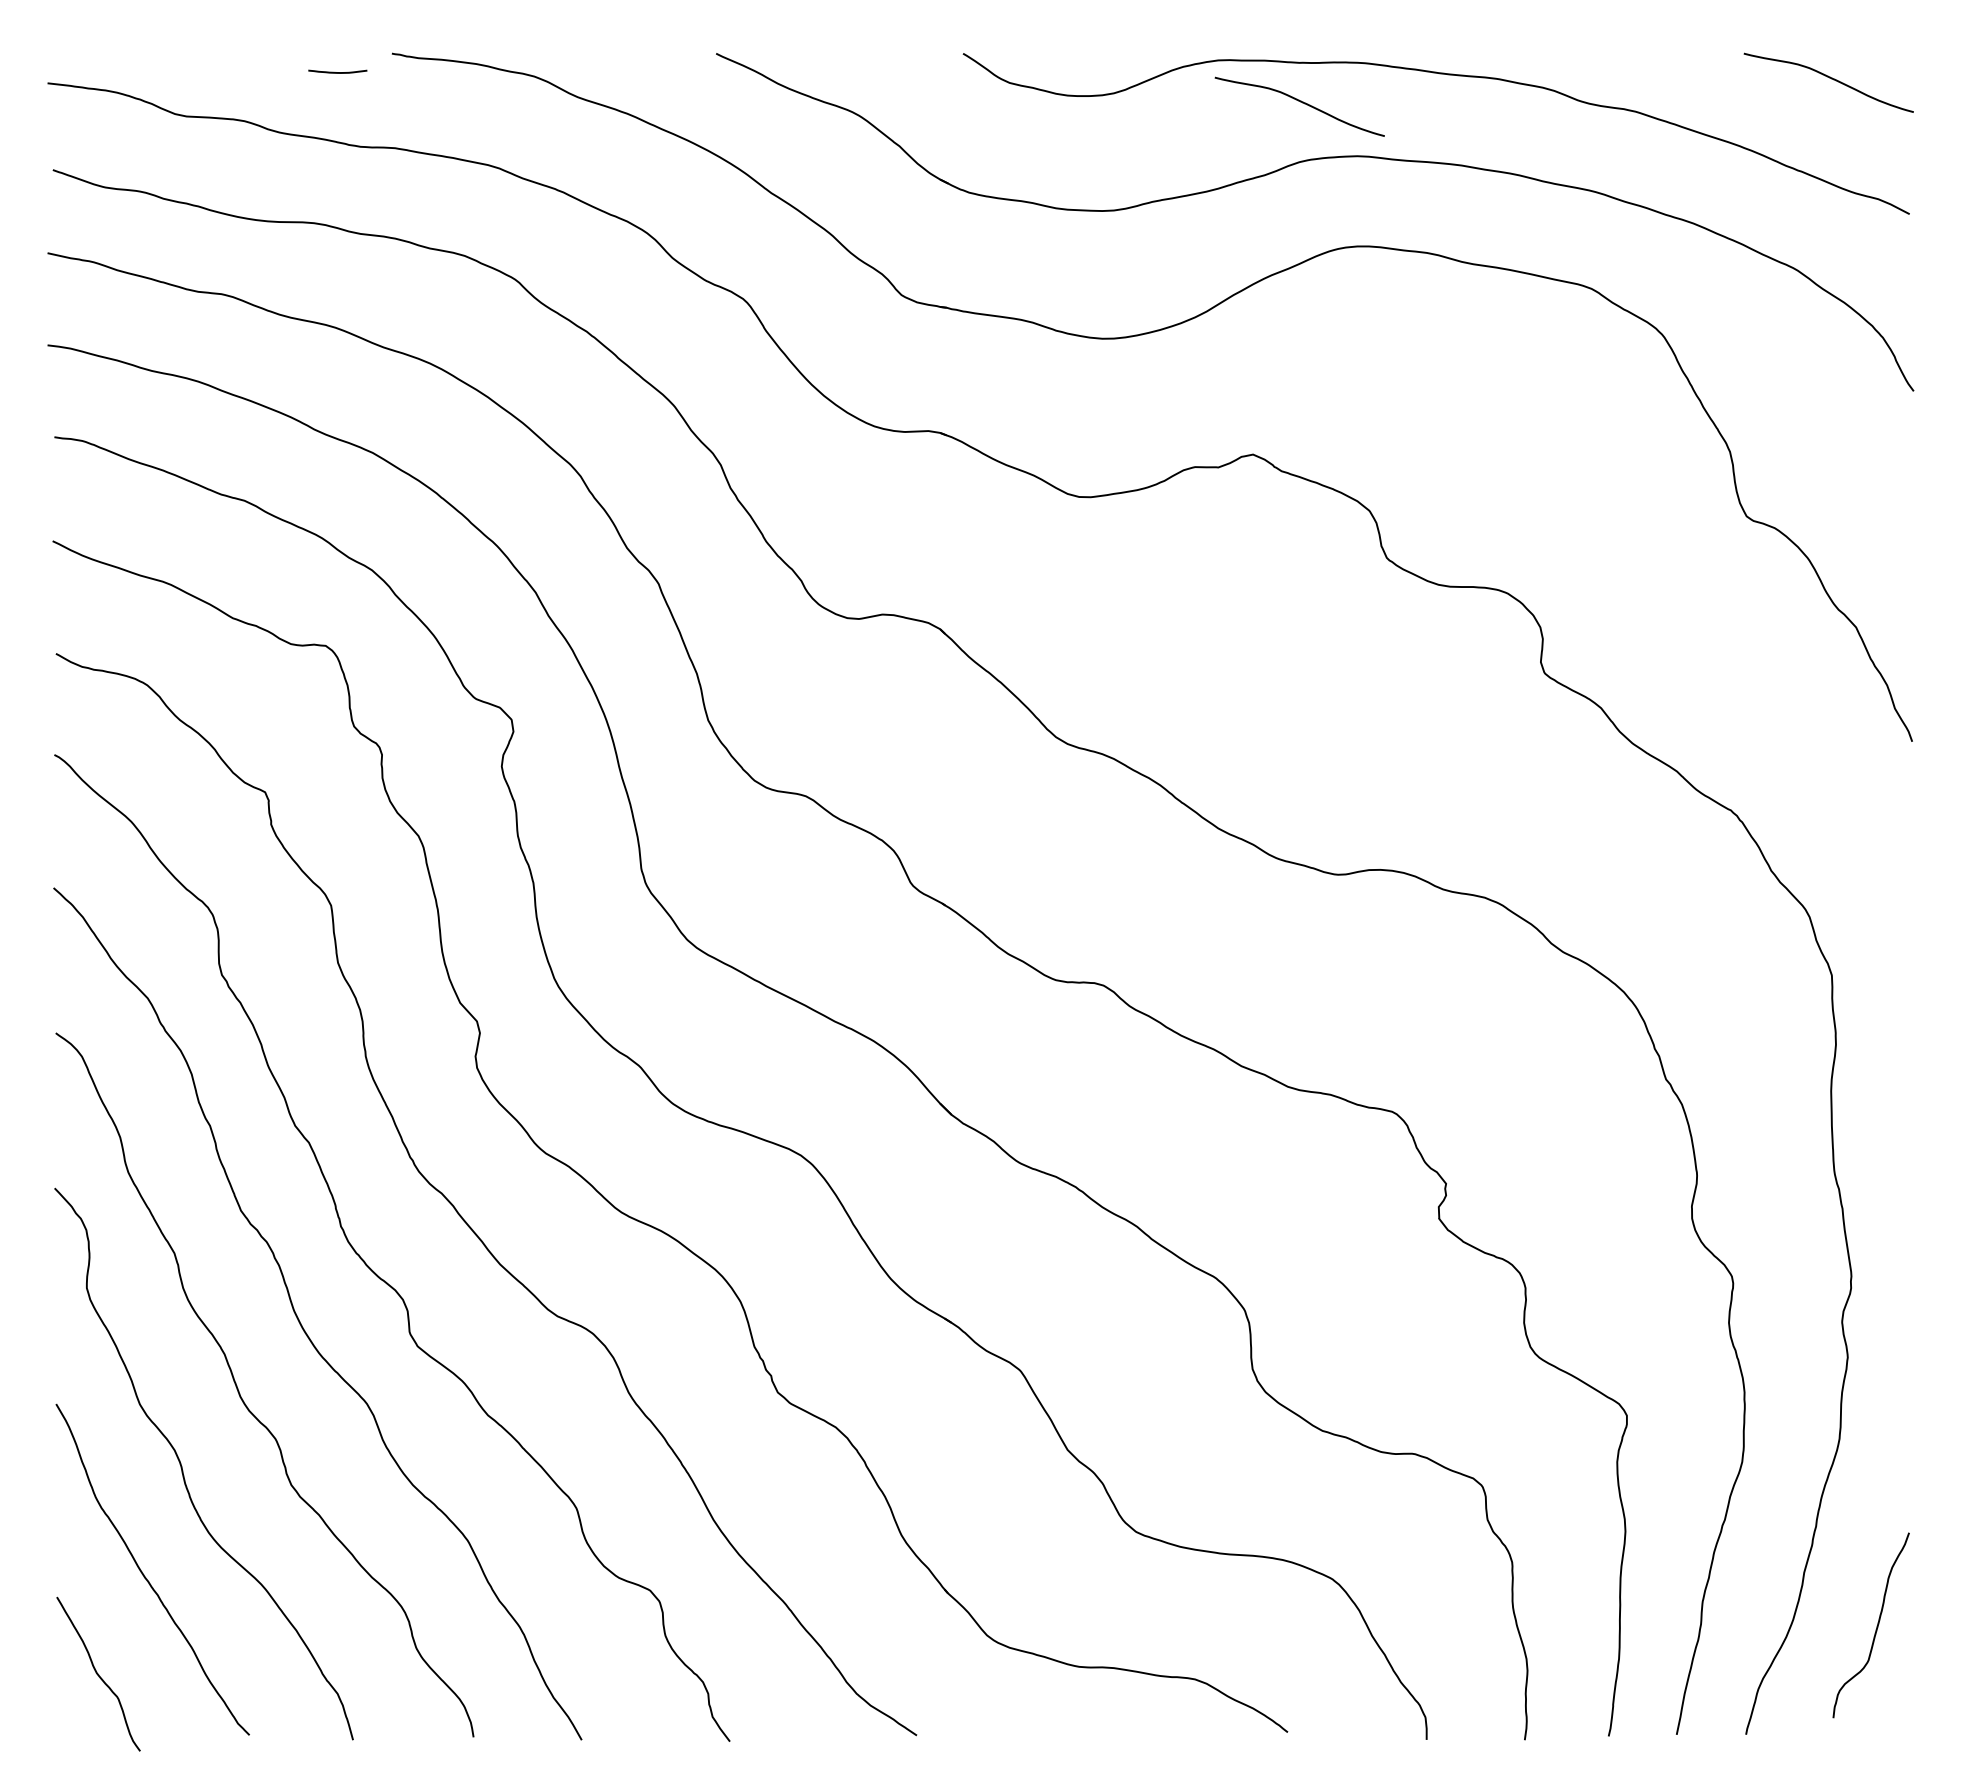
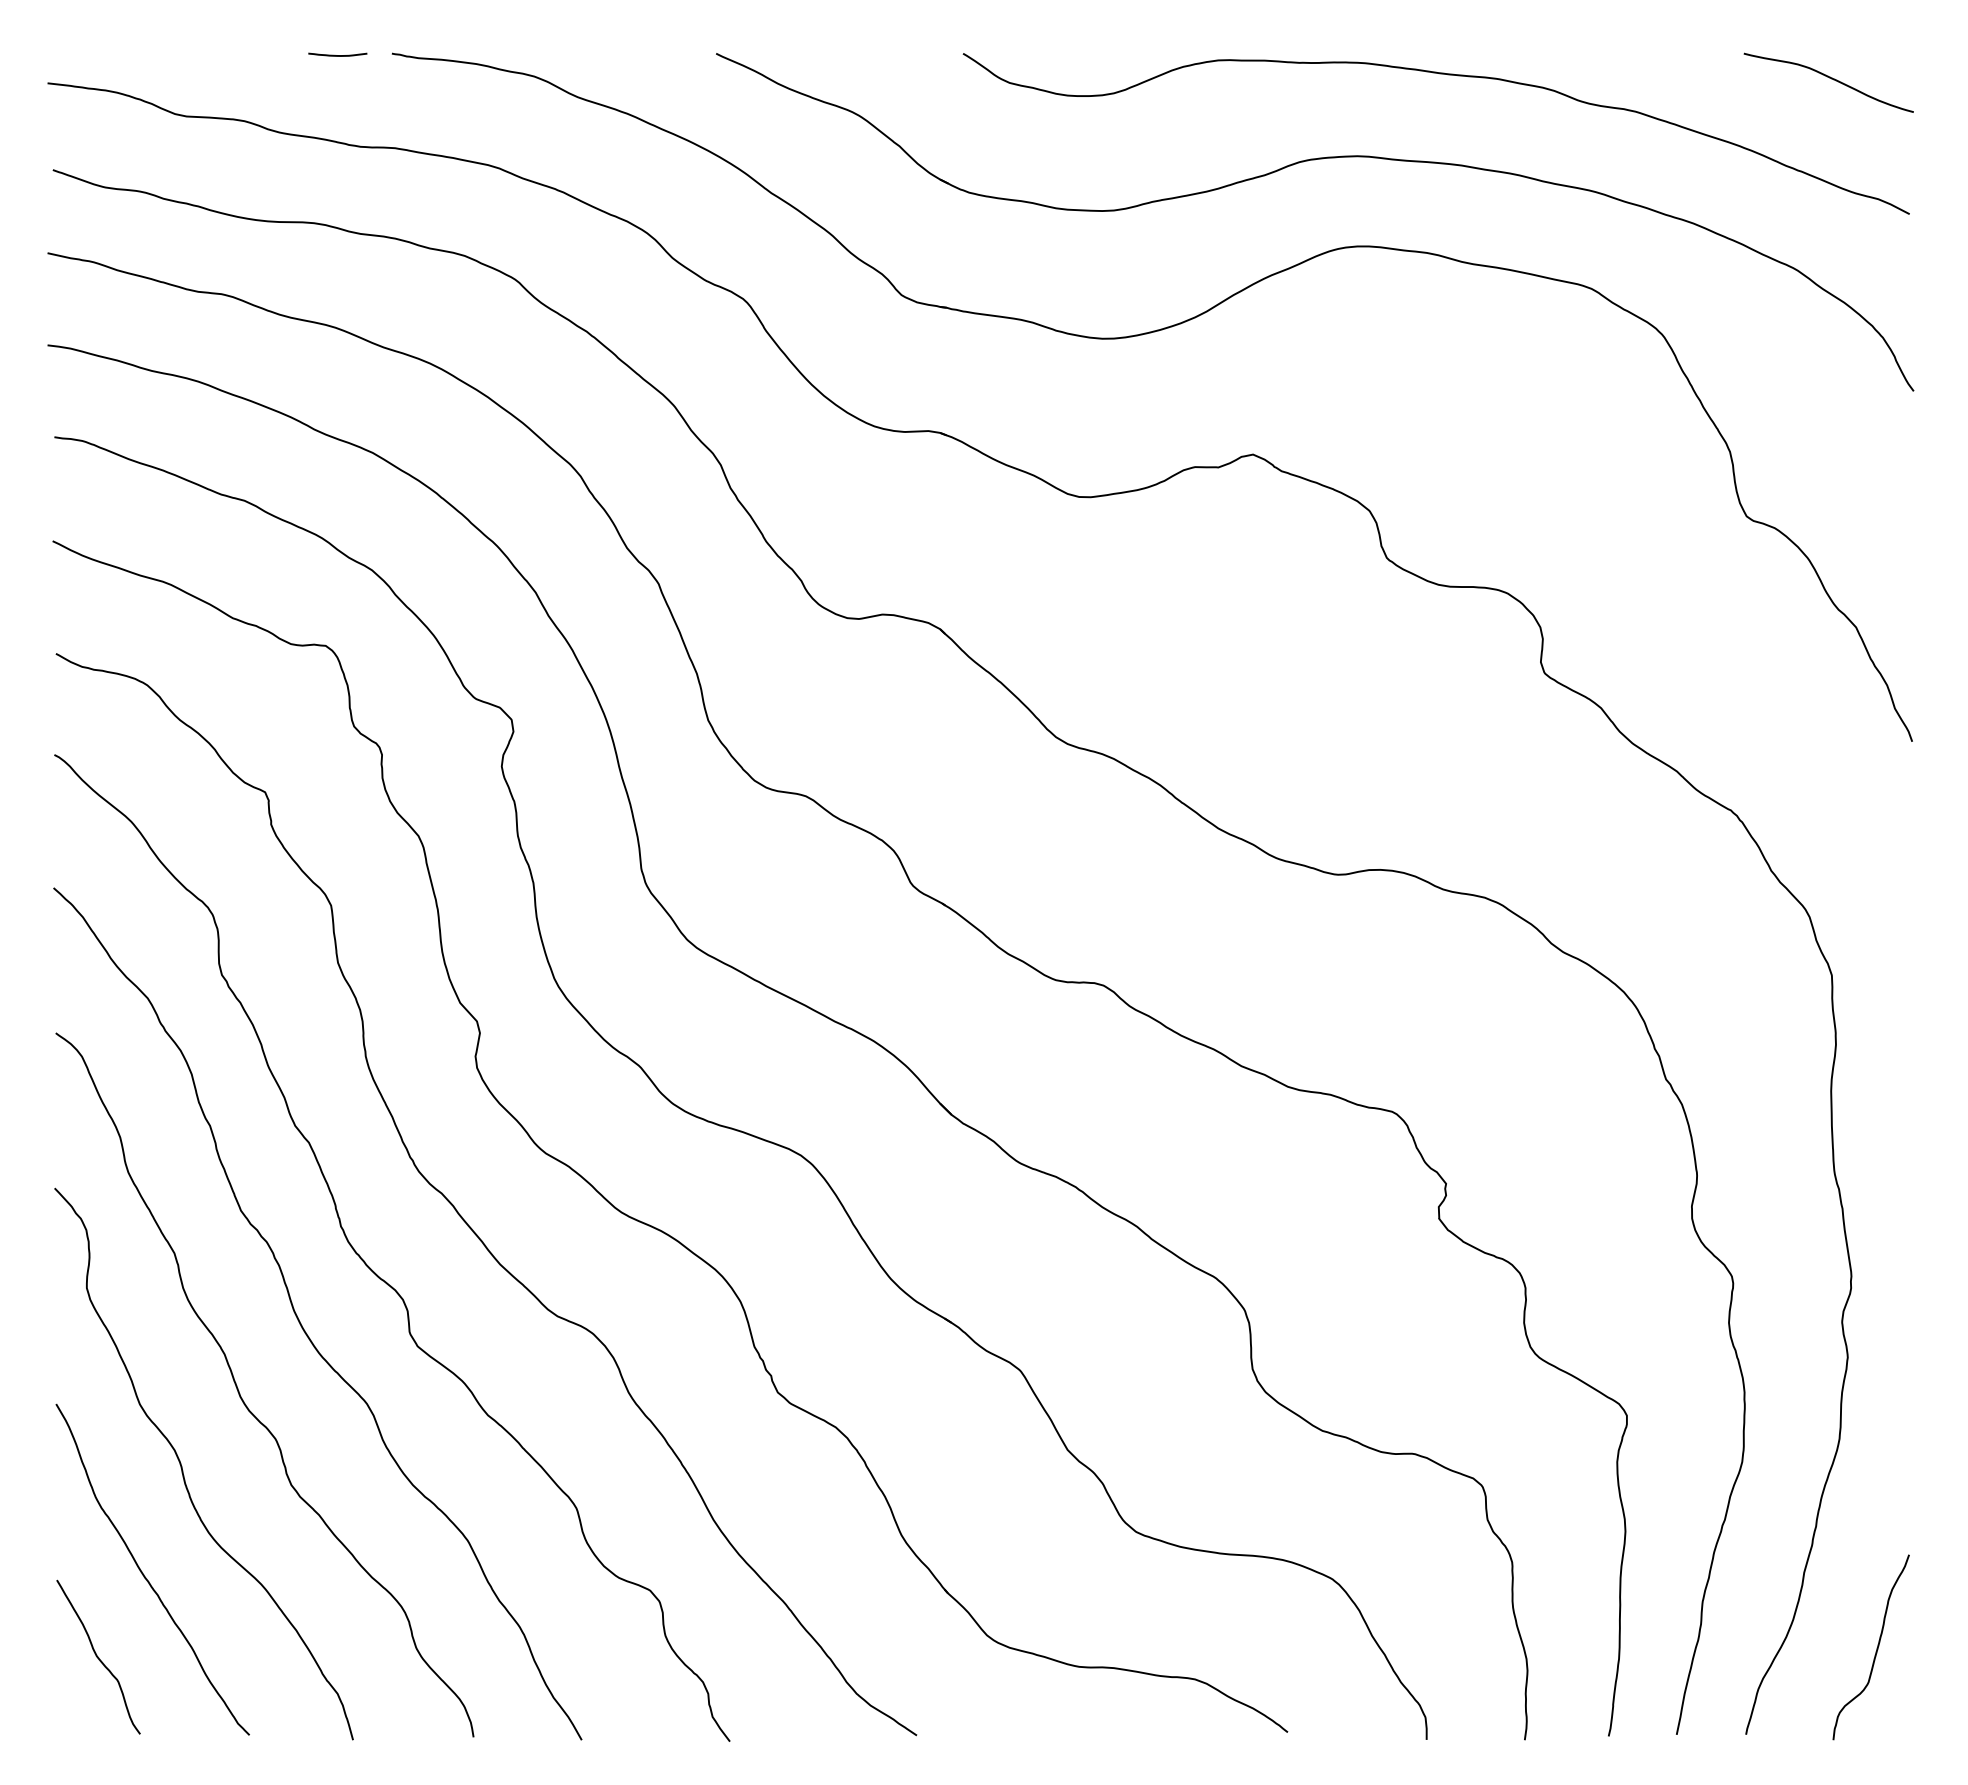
curve position: (337, 72) -> (337, 55) (337, 55)
curve: present -> none (1300, 102)
curve position: (1876, 1626) -> (1876, 1648) (1876, 1648)
curve position: (98, 1673) -> (98, 1656) (98, 1656)
